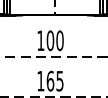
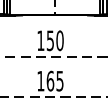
text: 100 -> 150 (50, 40)
